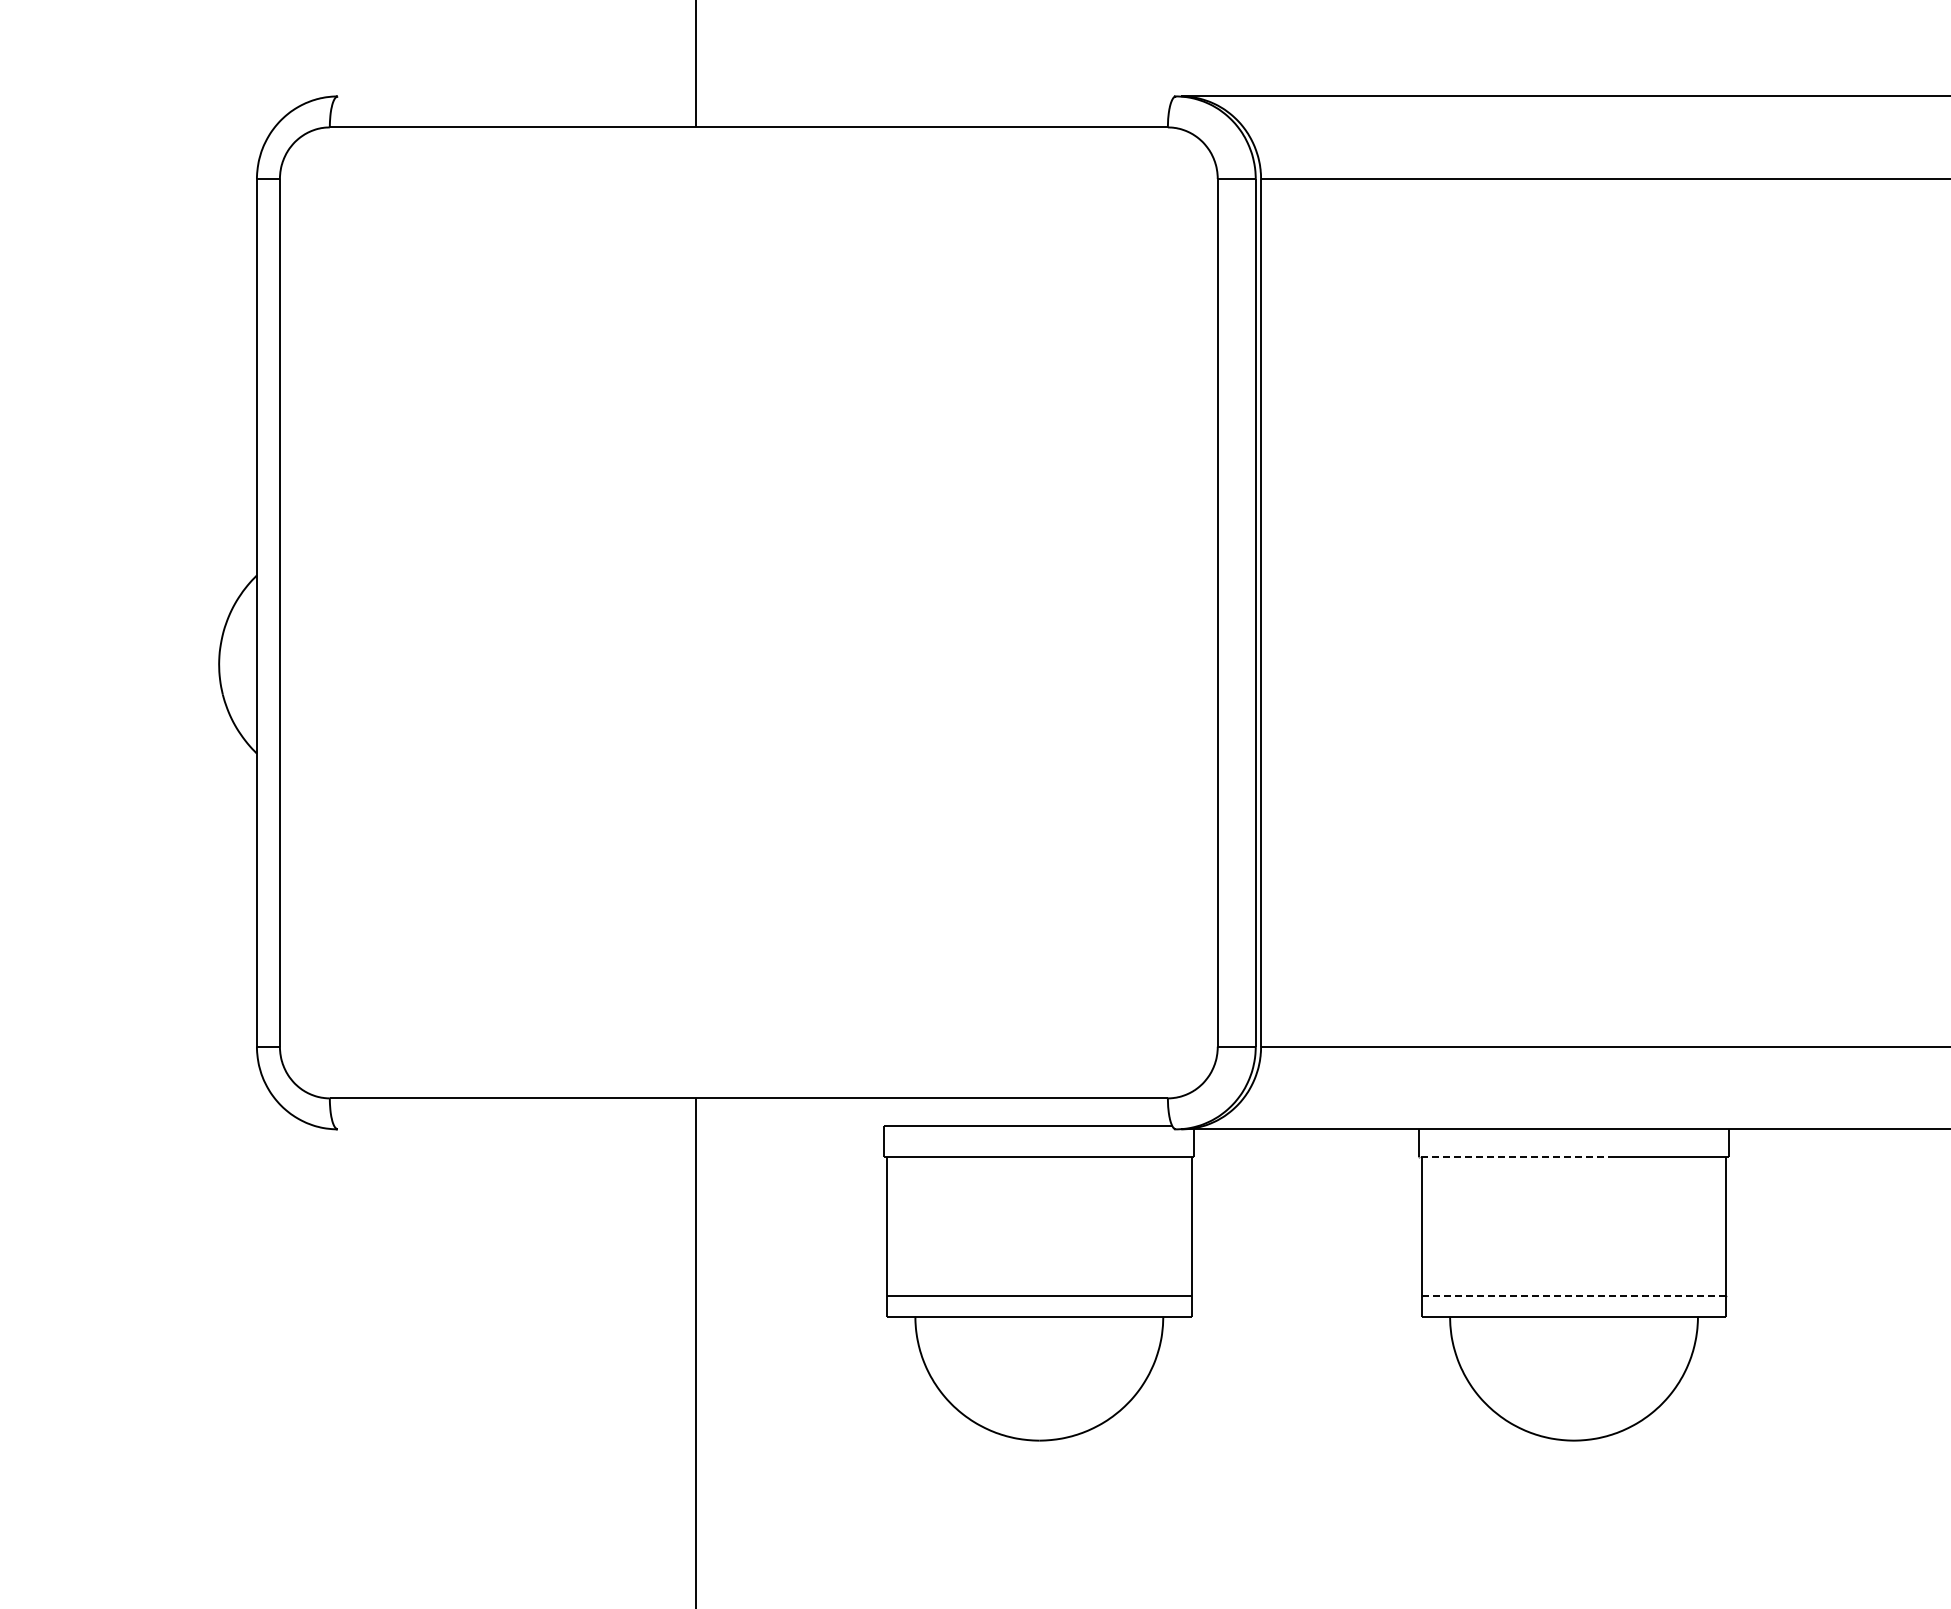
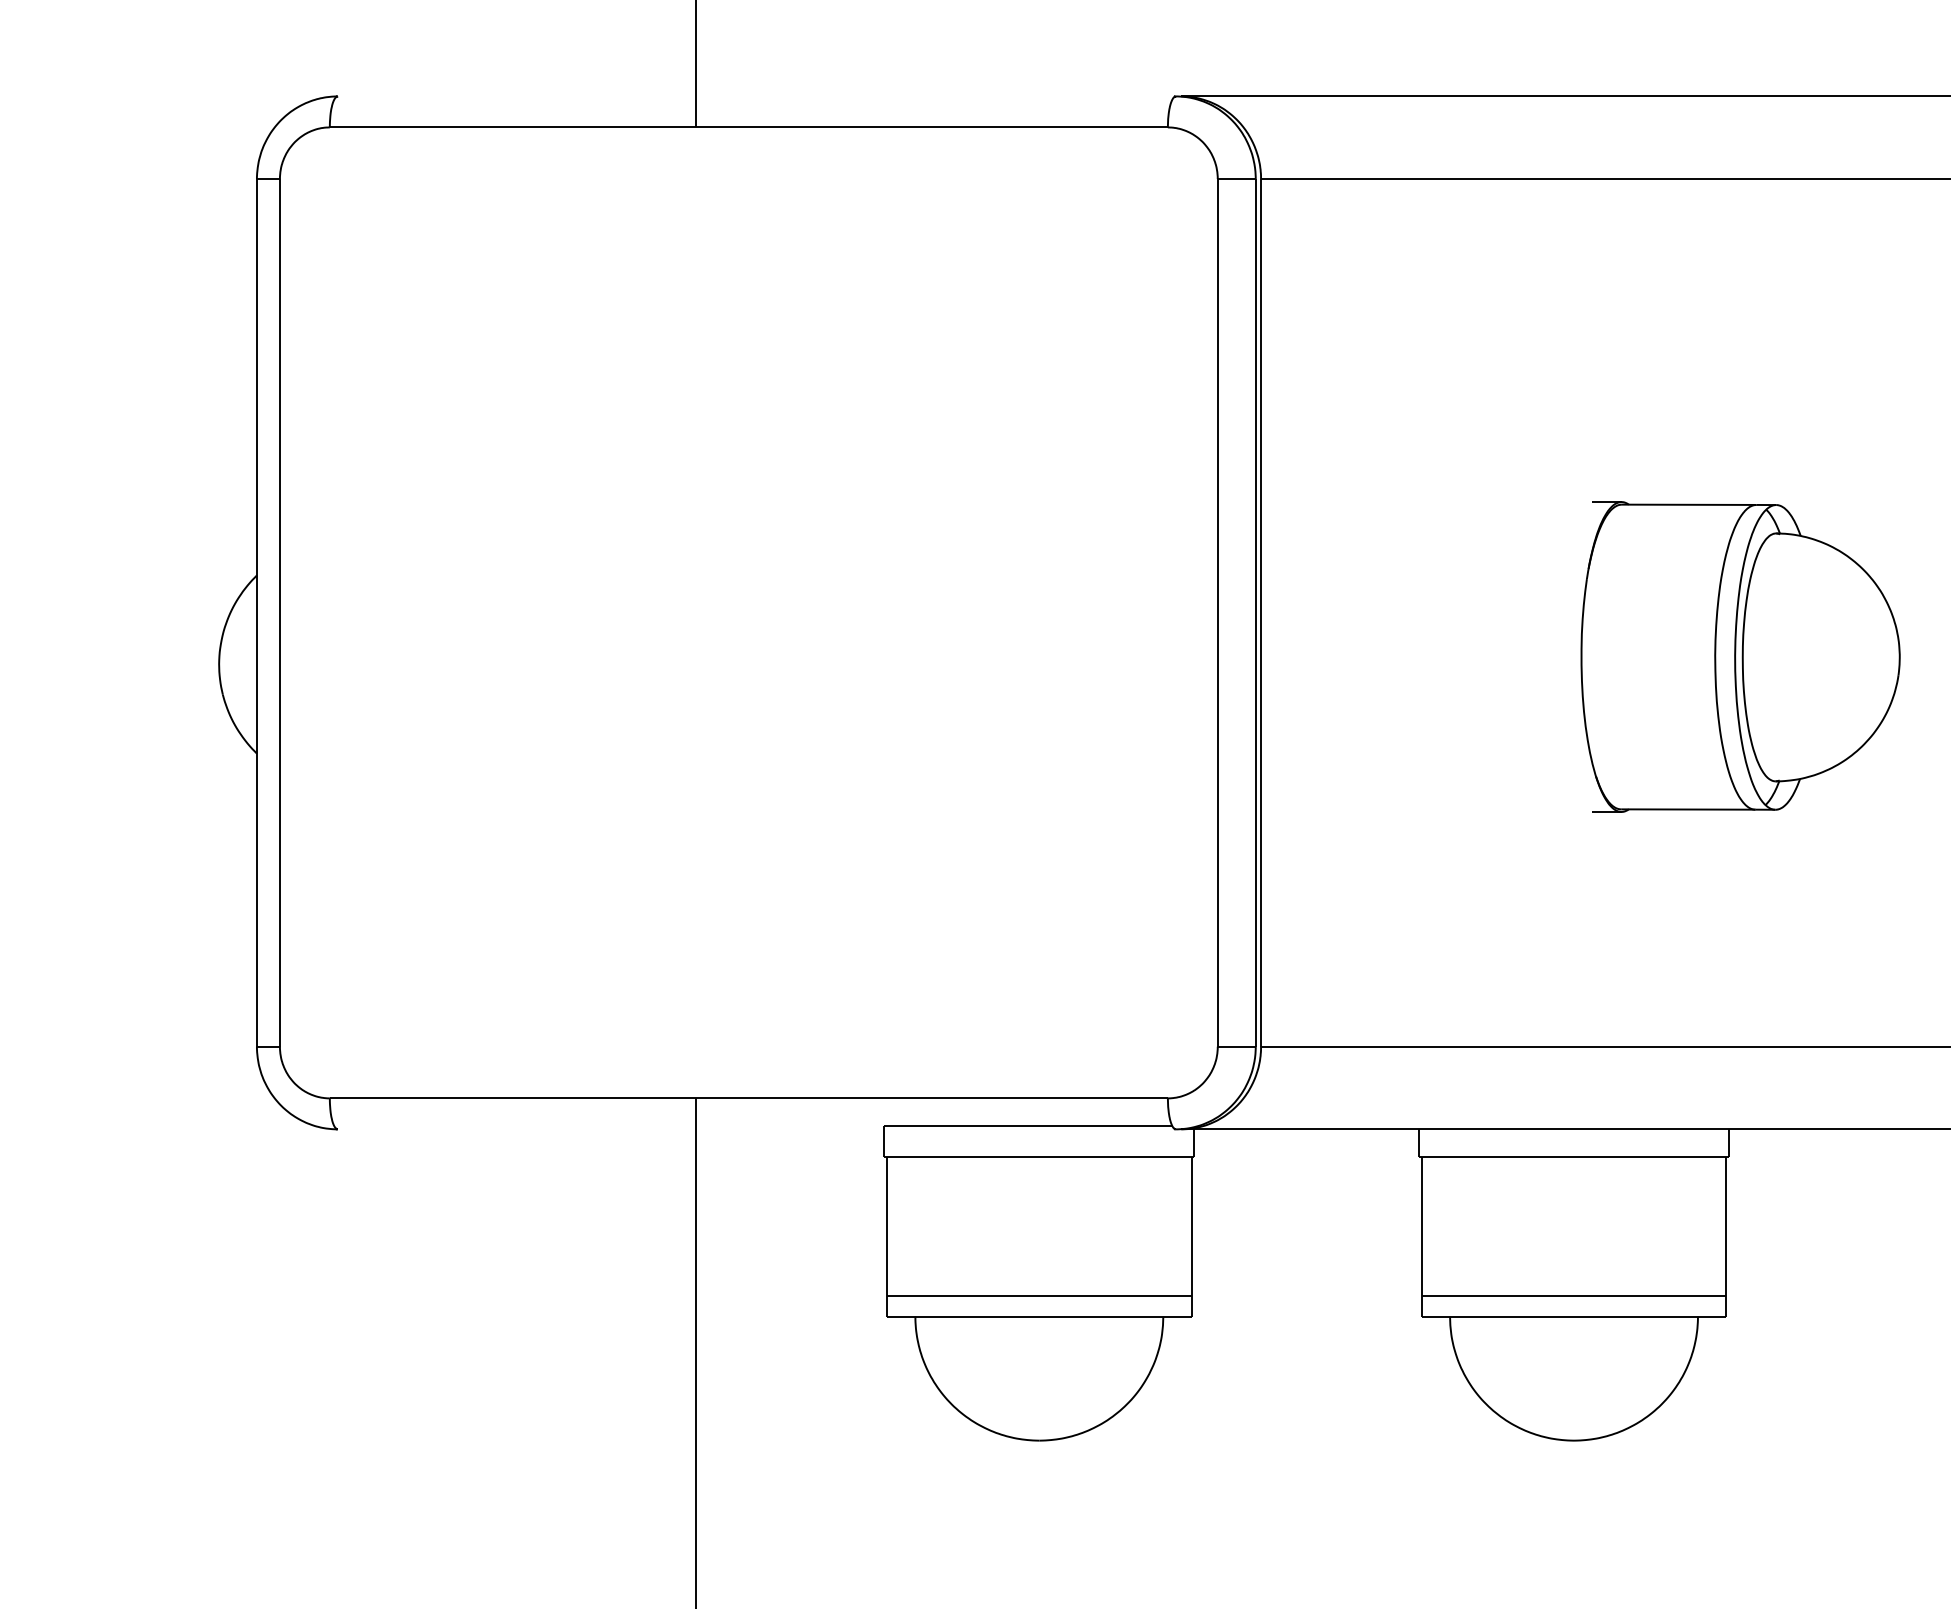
part: none -> present (1740, 656)
line: dashed -> solid (1515, 1156)
line: dashed -> solid (1574, 1296)
